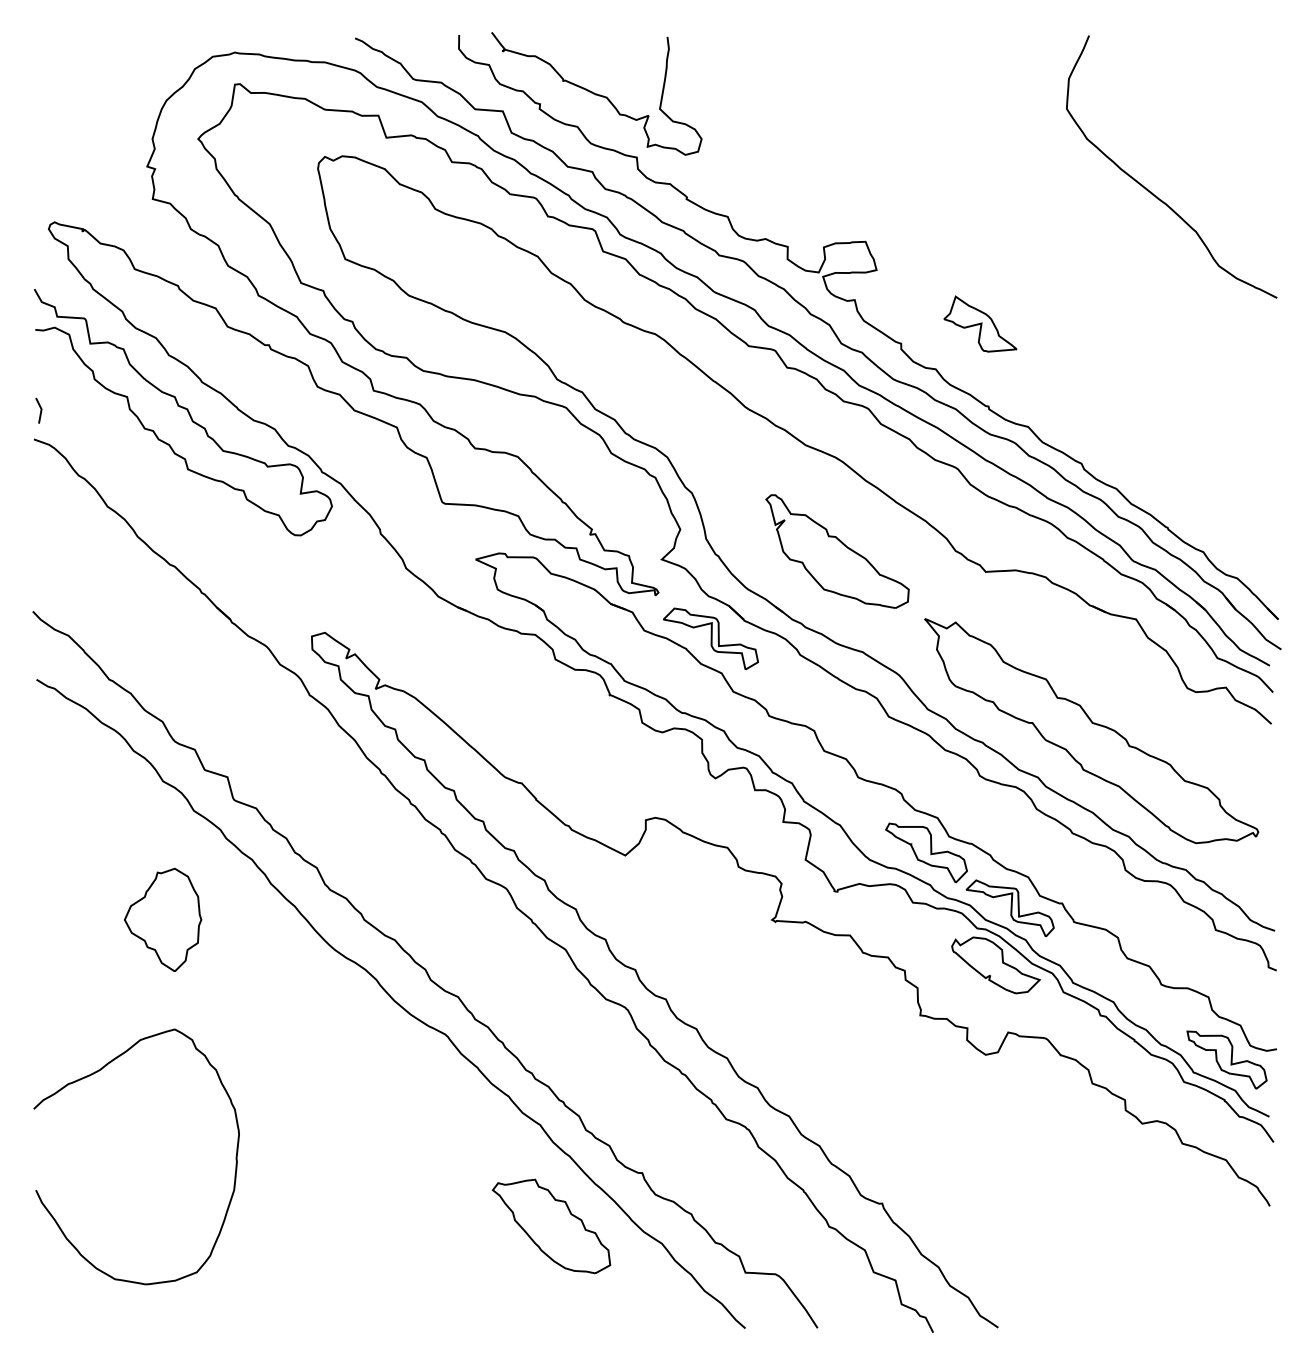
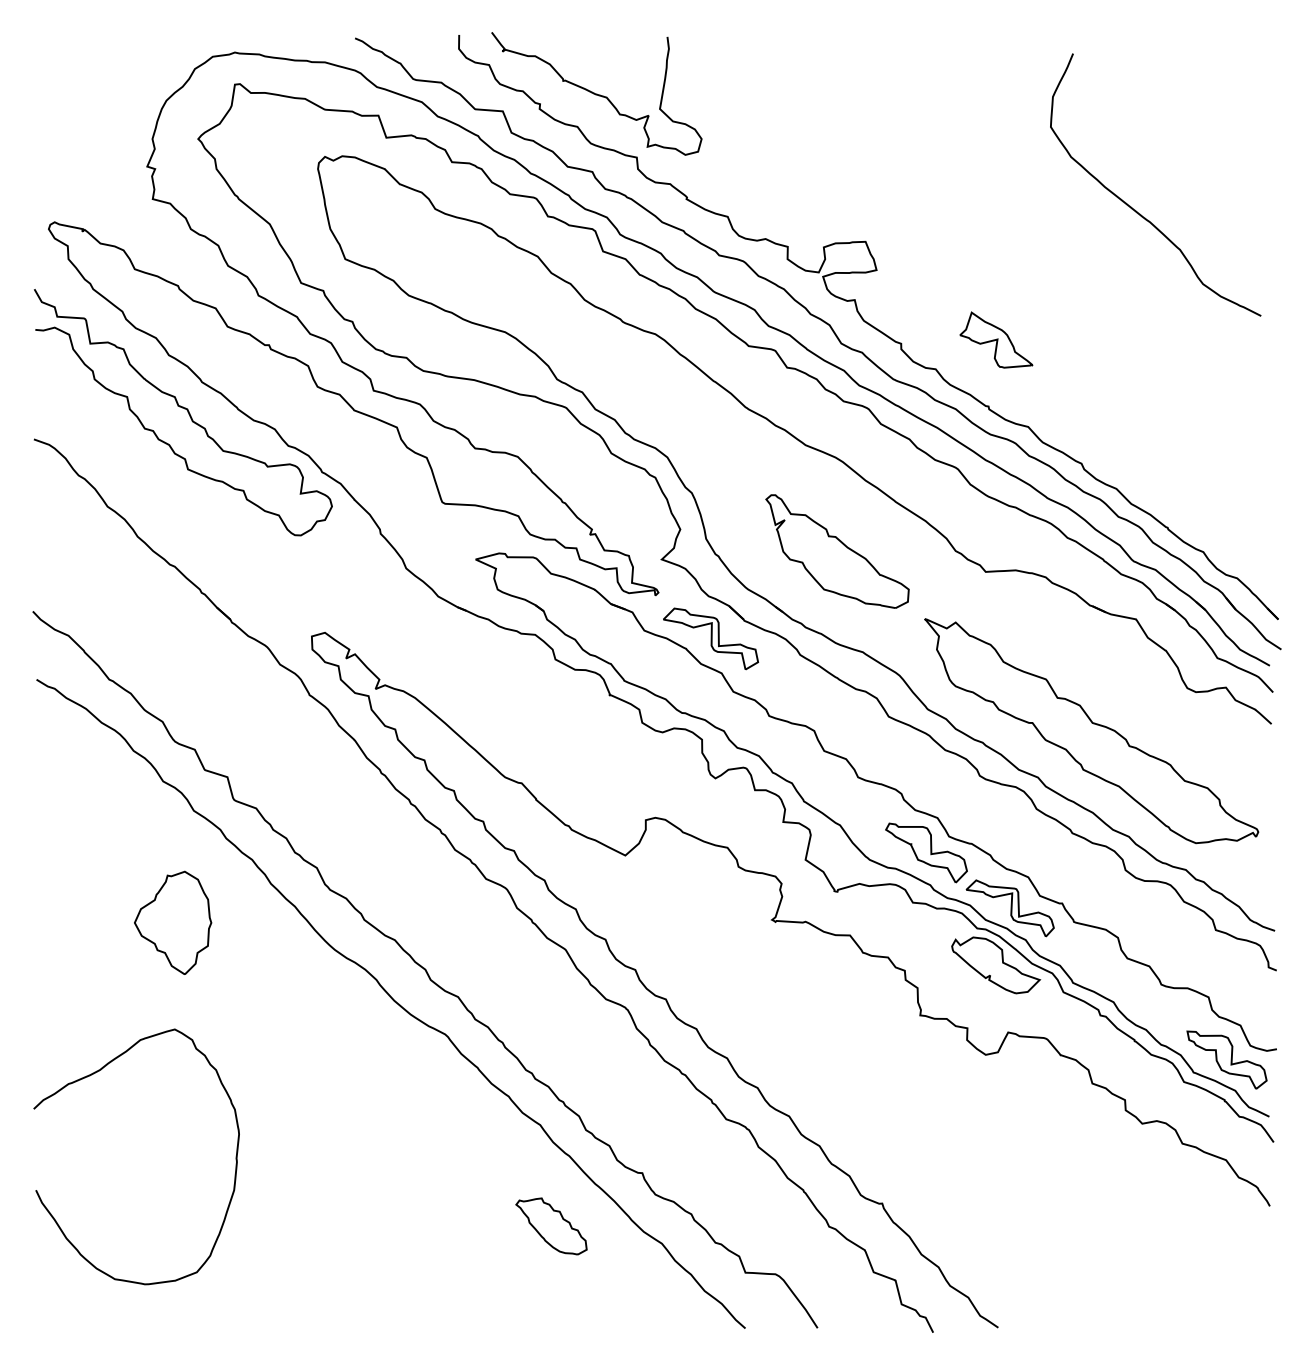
curve position: (1151, 191) -> (1135, 209) (1135, 209)
part position: (980, 323) -> (996, 339) (996, 339)
line: present -> none (40, 410)
part position: (163, 919) -> (173, 922) (173, 922)
part size: 121x97 px -> 73x59 px (551, 1226)
